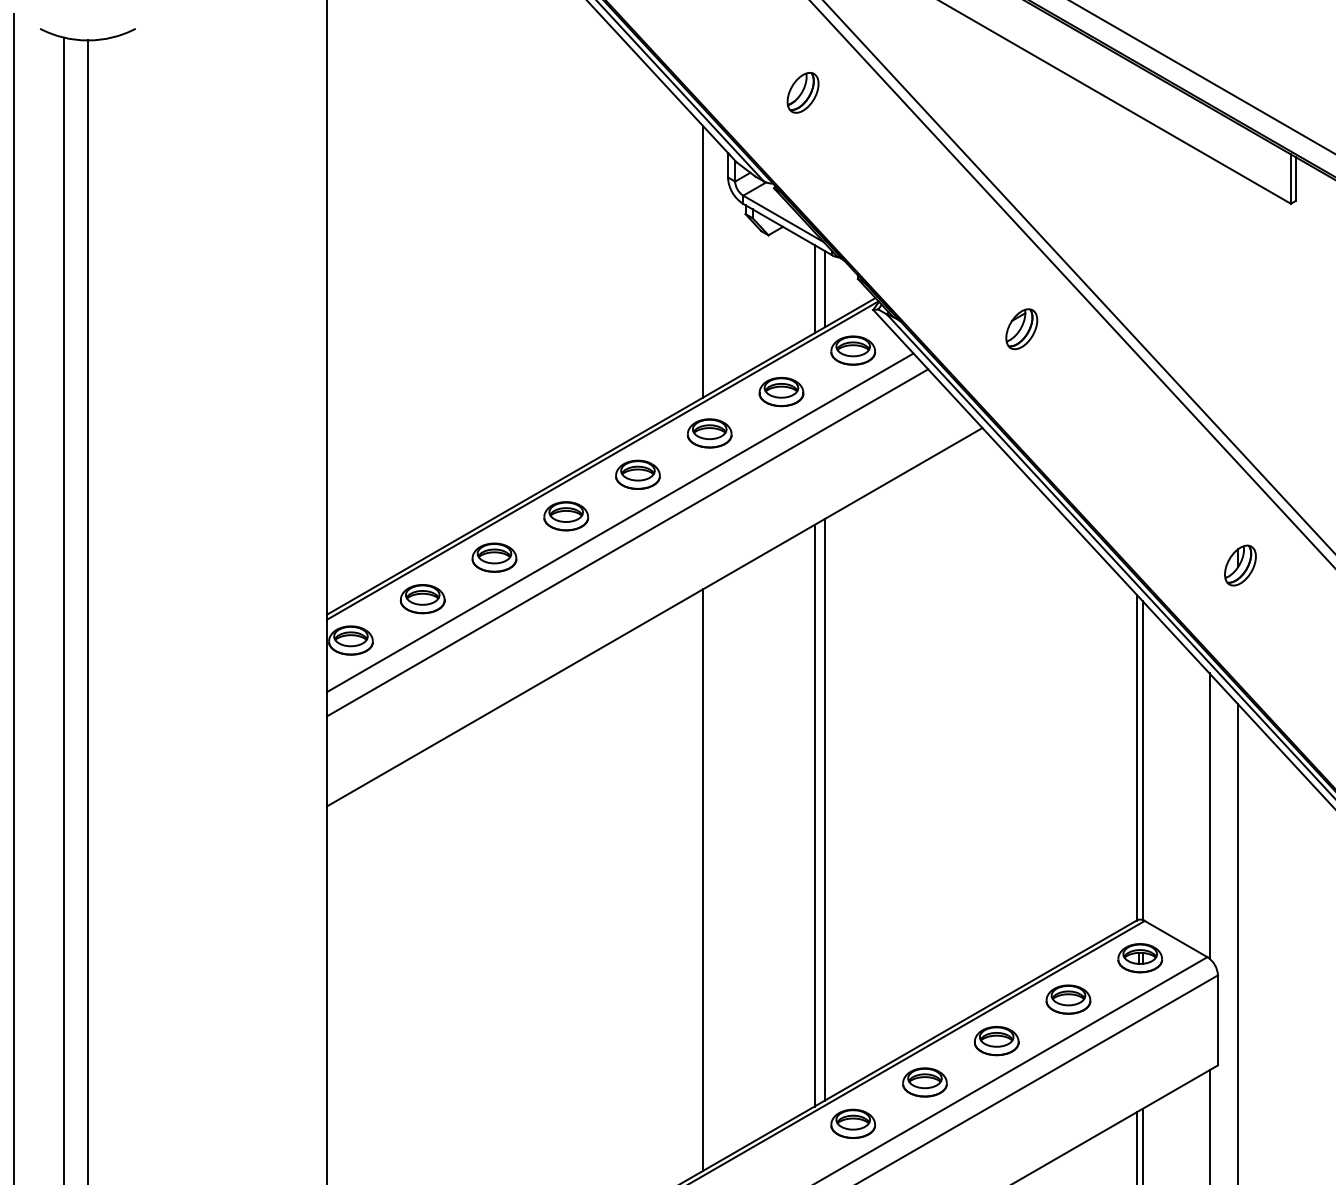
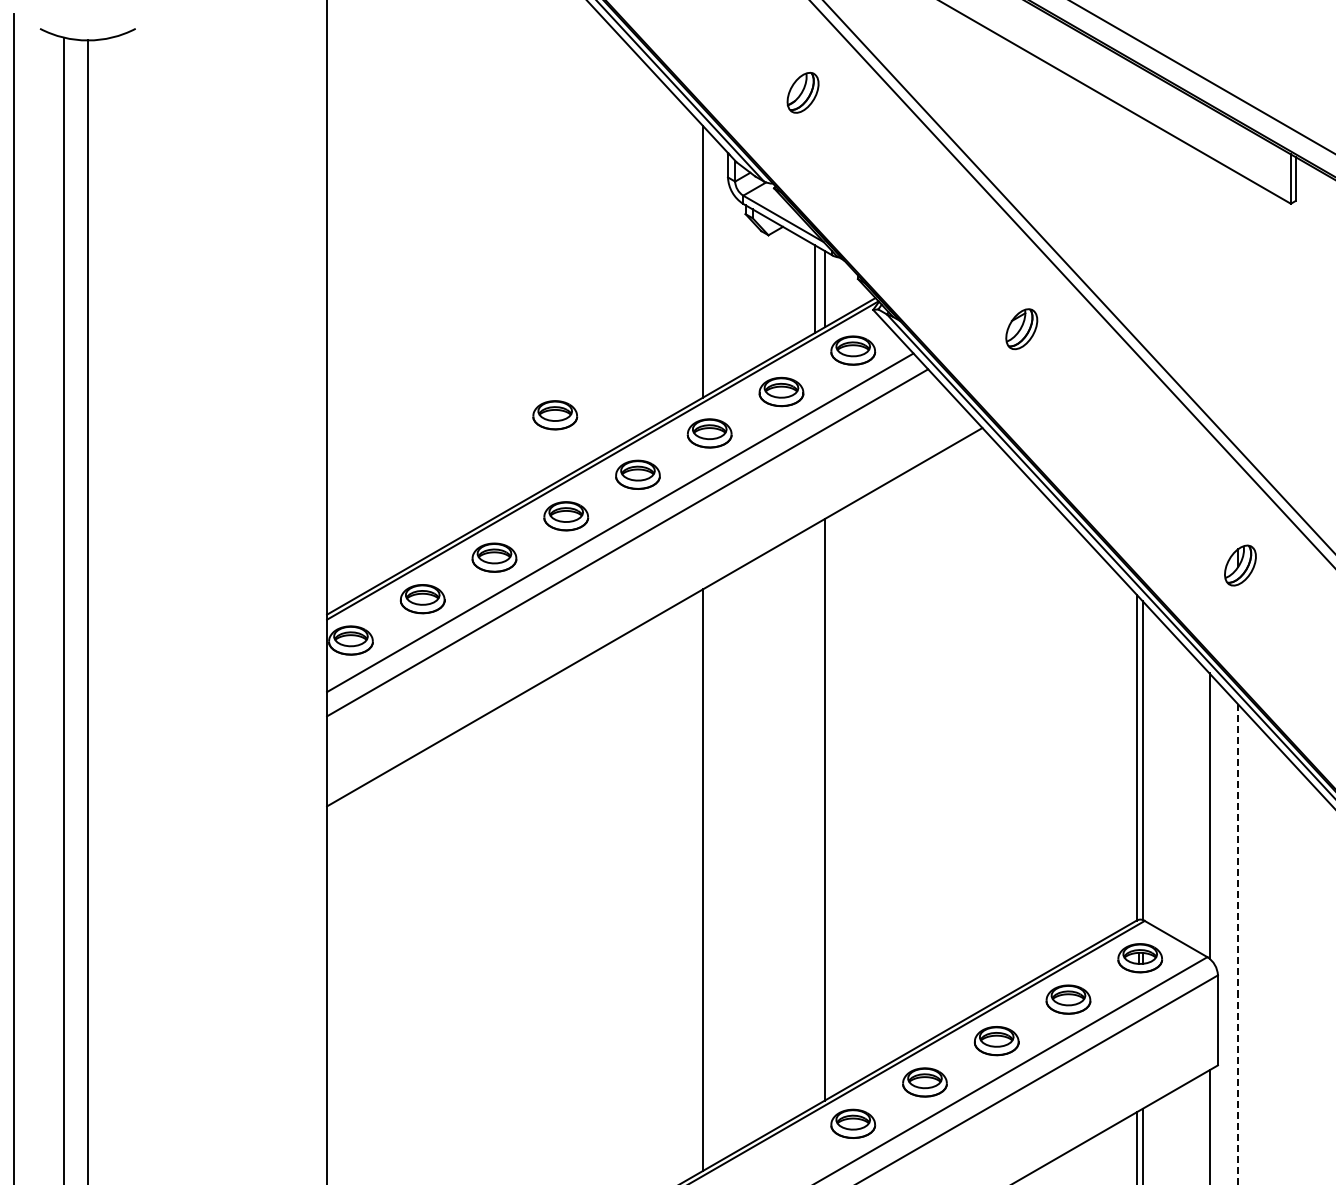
part: none -> present (555, 415)
line: present -> none (814, 815)
line: solid -> dashed (1238, 944)
